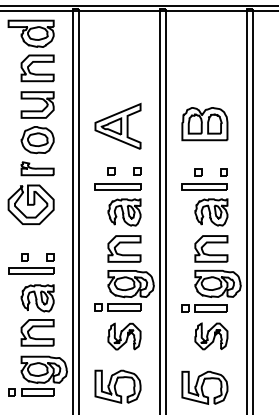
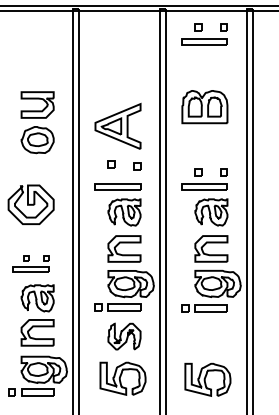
part: none -> present (204, 34)
part: present -> none (30, 50)
part position: (204, 124) -> (204, 107) (204, 107)
part: present -> none (37, 168)
part position: (111, 171) -> (111, 164) (111, 164)
part position: (137, 171) -> (137, 166) (137, 166)
part size: 47x22 px -> 38x18 px (30, 263)
part: present -> none (211, 336)
part position: (117, 386) -> (122, 378) (122, 378)
part position: (204, 387) -> (207, 379) (207, 379)
